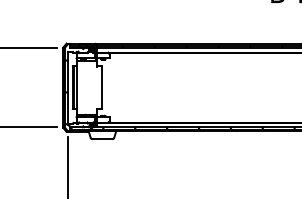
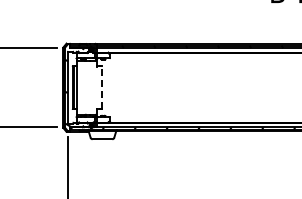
line: solid -> dashed (102, 87)
